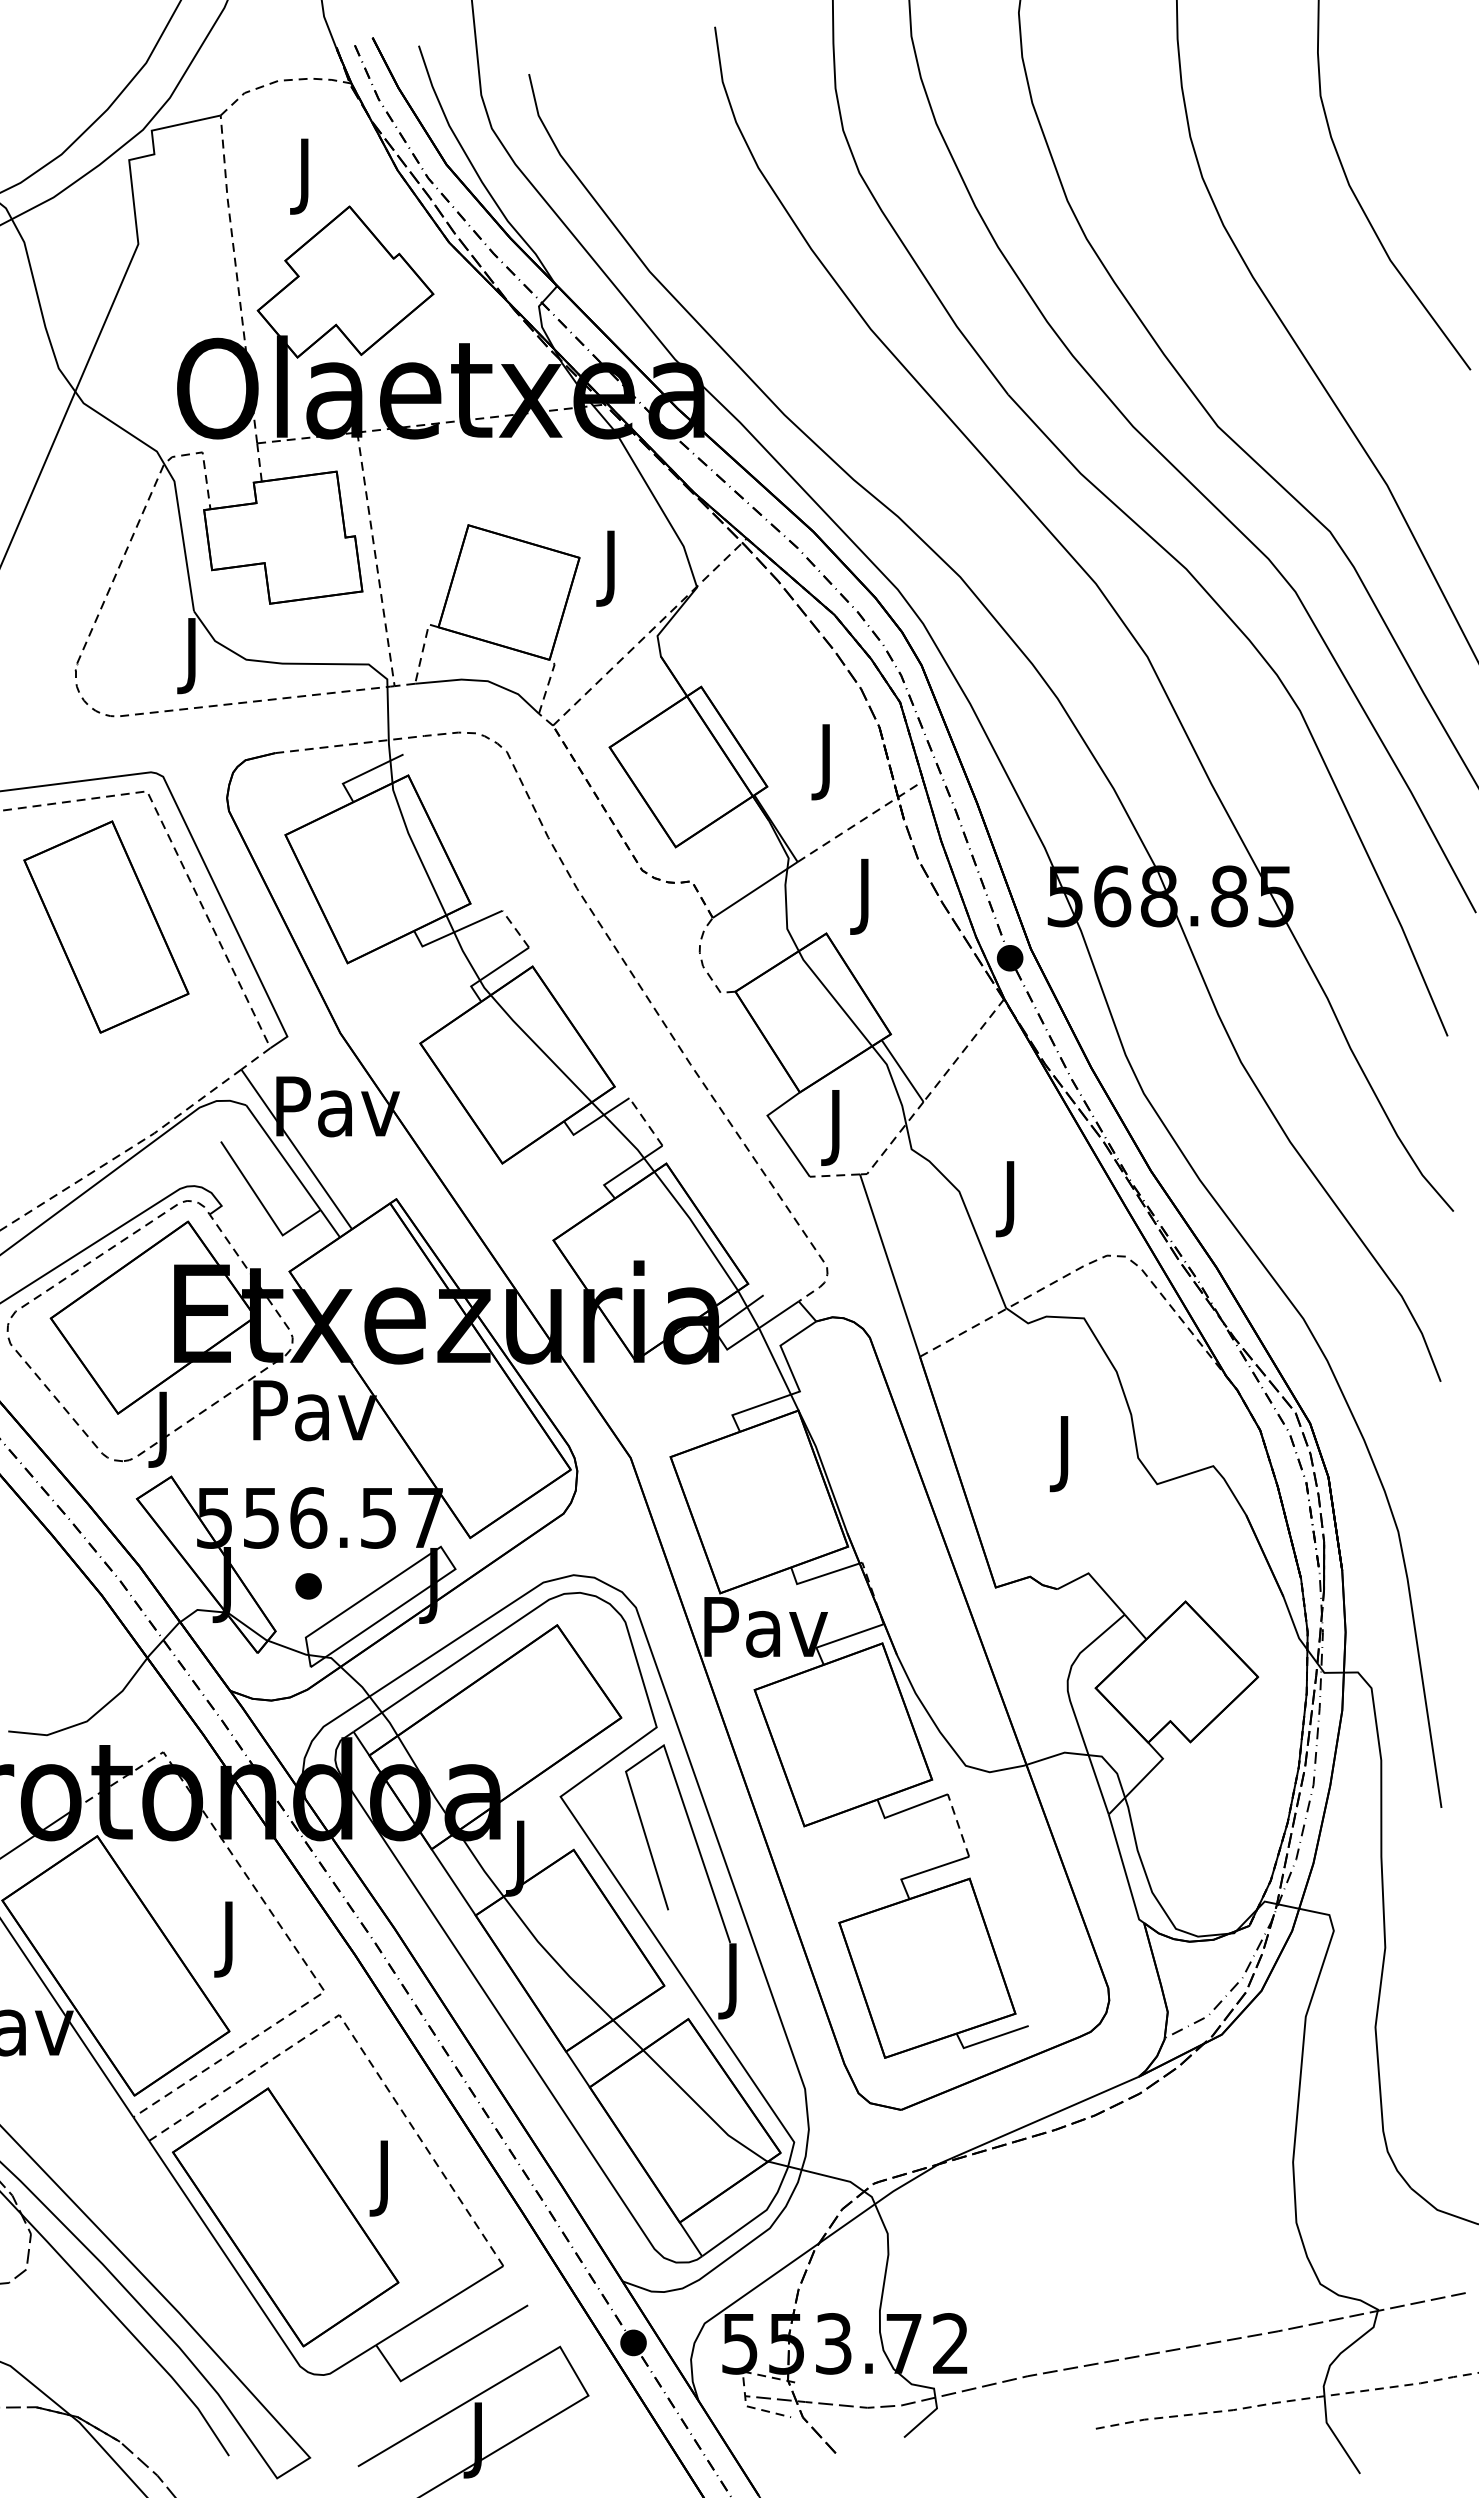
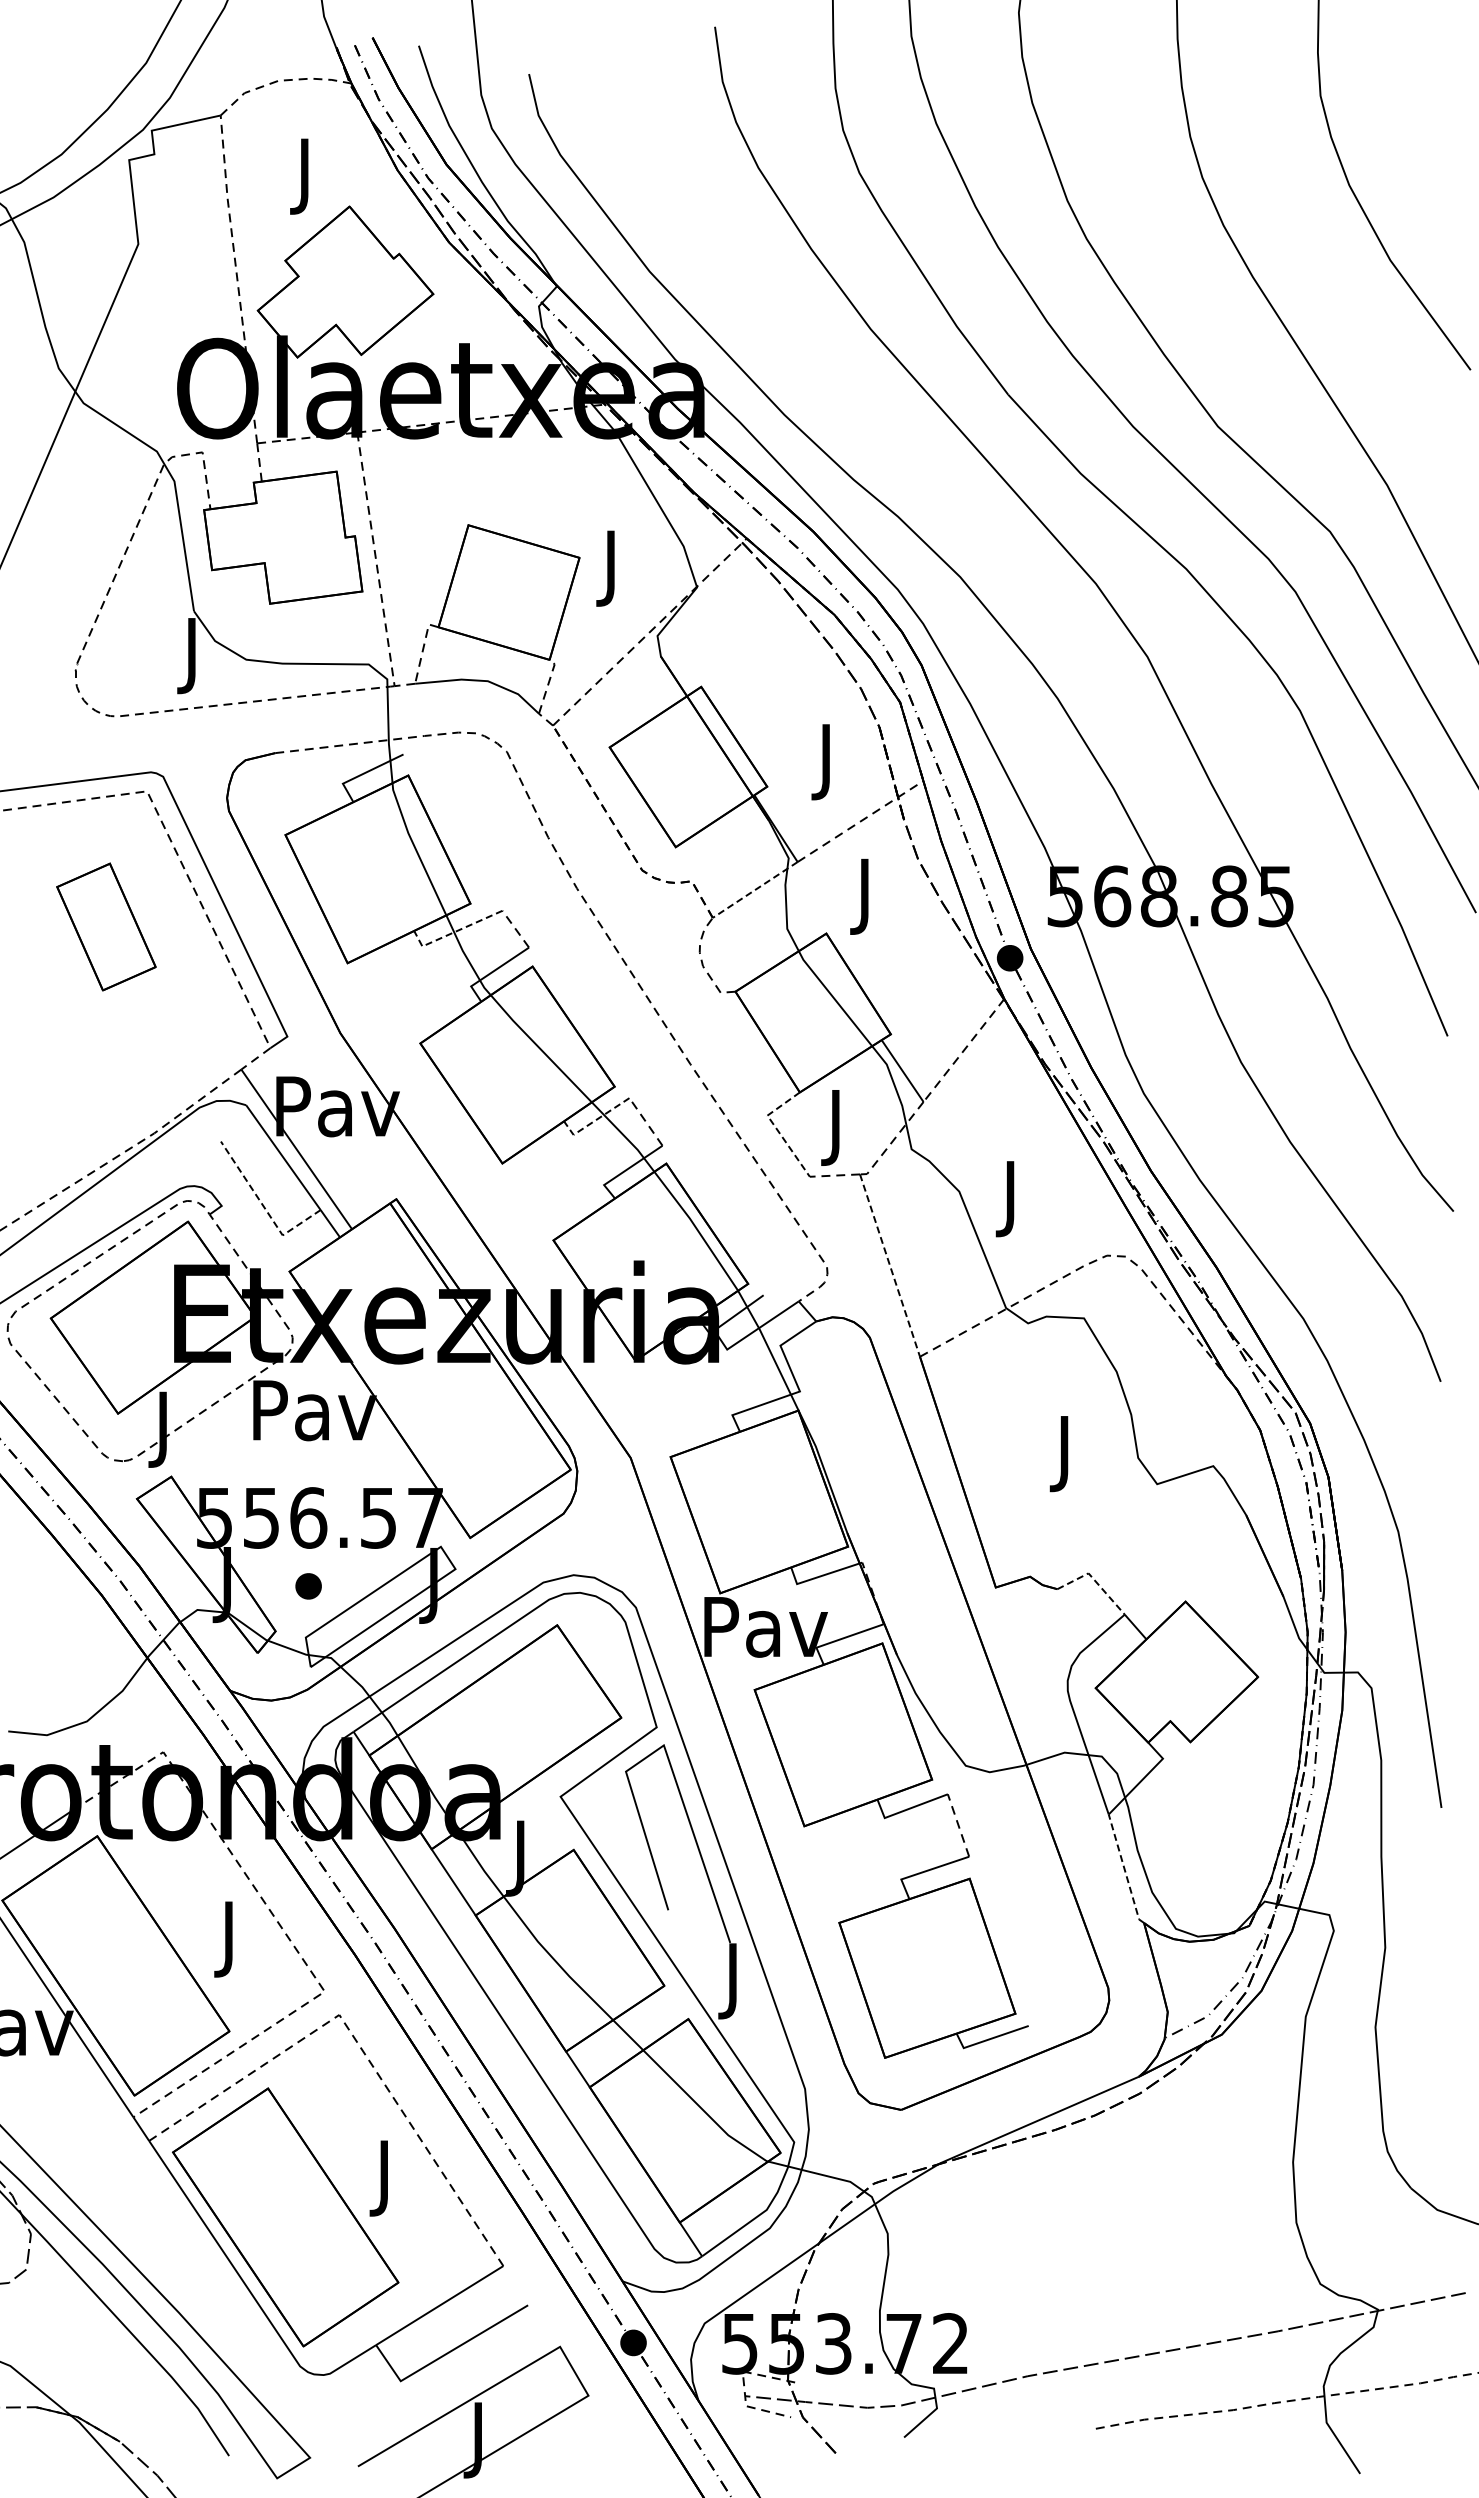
line: solid -> dashed (755, 889)
part size: 167x214 px -> 101x130 px (106, 926)
line: solid -> dashed (453, 932)
line: solid -> dashed (593, 1121)
line: solid -> dashed (777, 1129)
line: solid -> dashed (264, 1207)
line: solid -> dashed (890, 1265)
line: solid -> dashed (1095, 1580)
line: solid -> dashed (1125, 1870)
